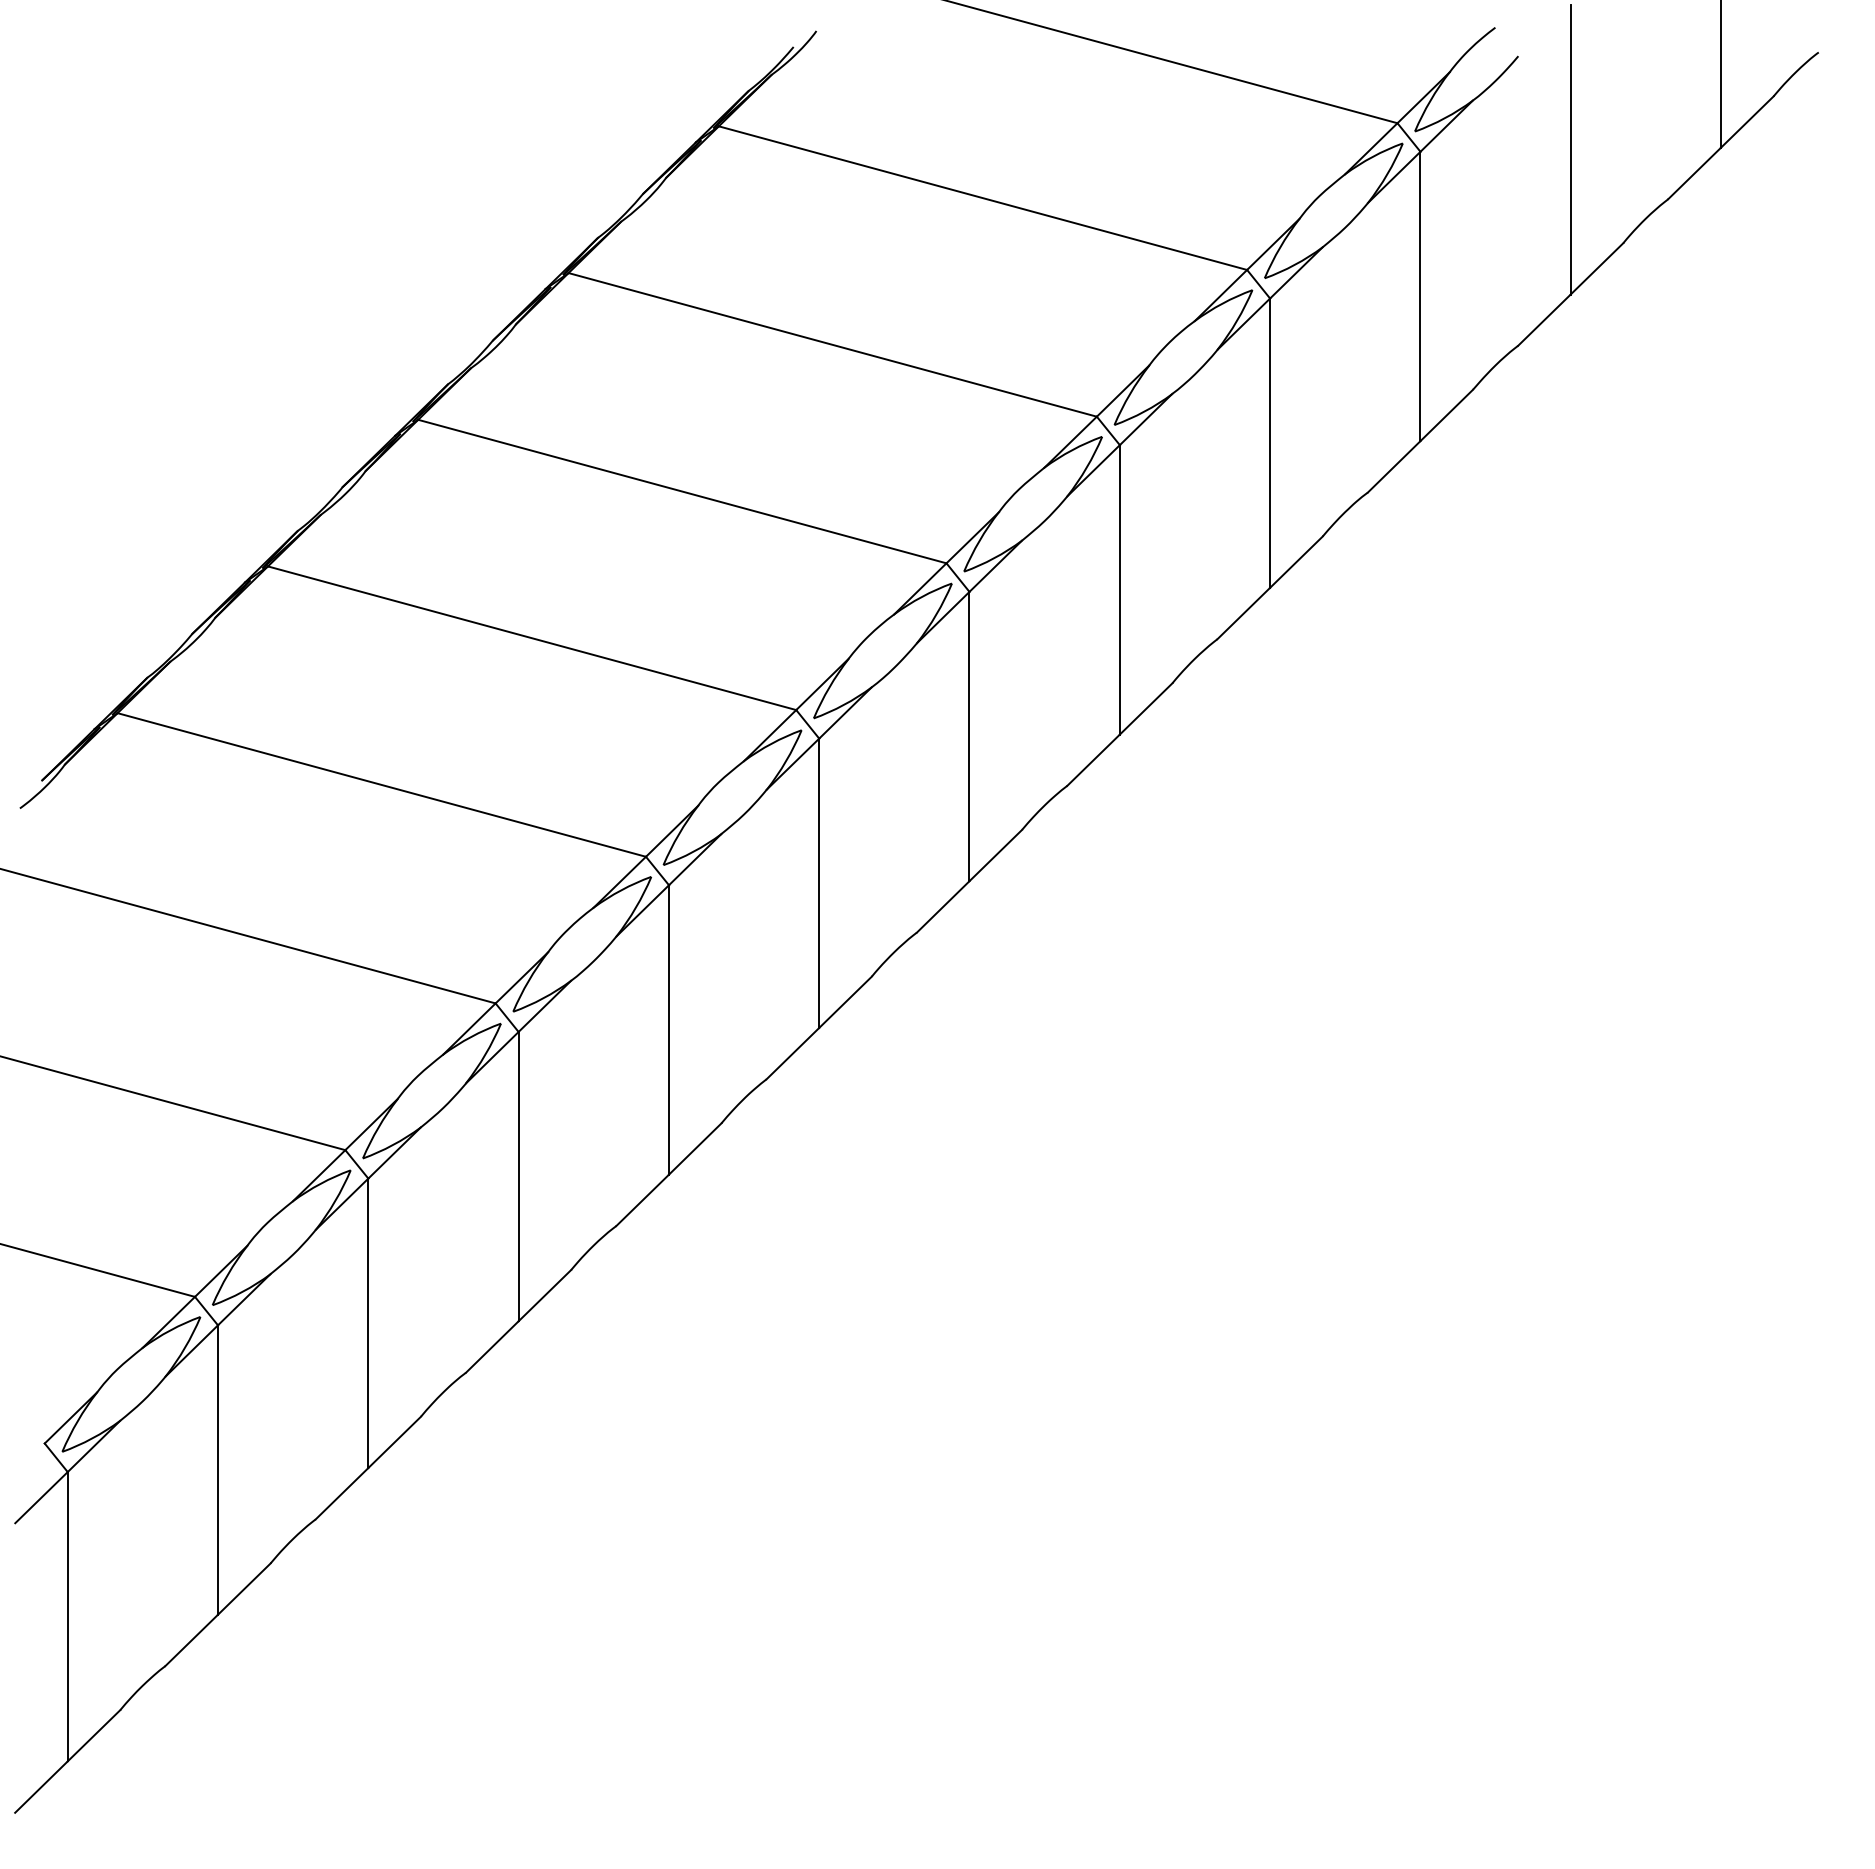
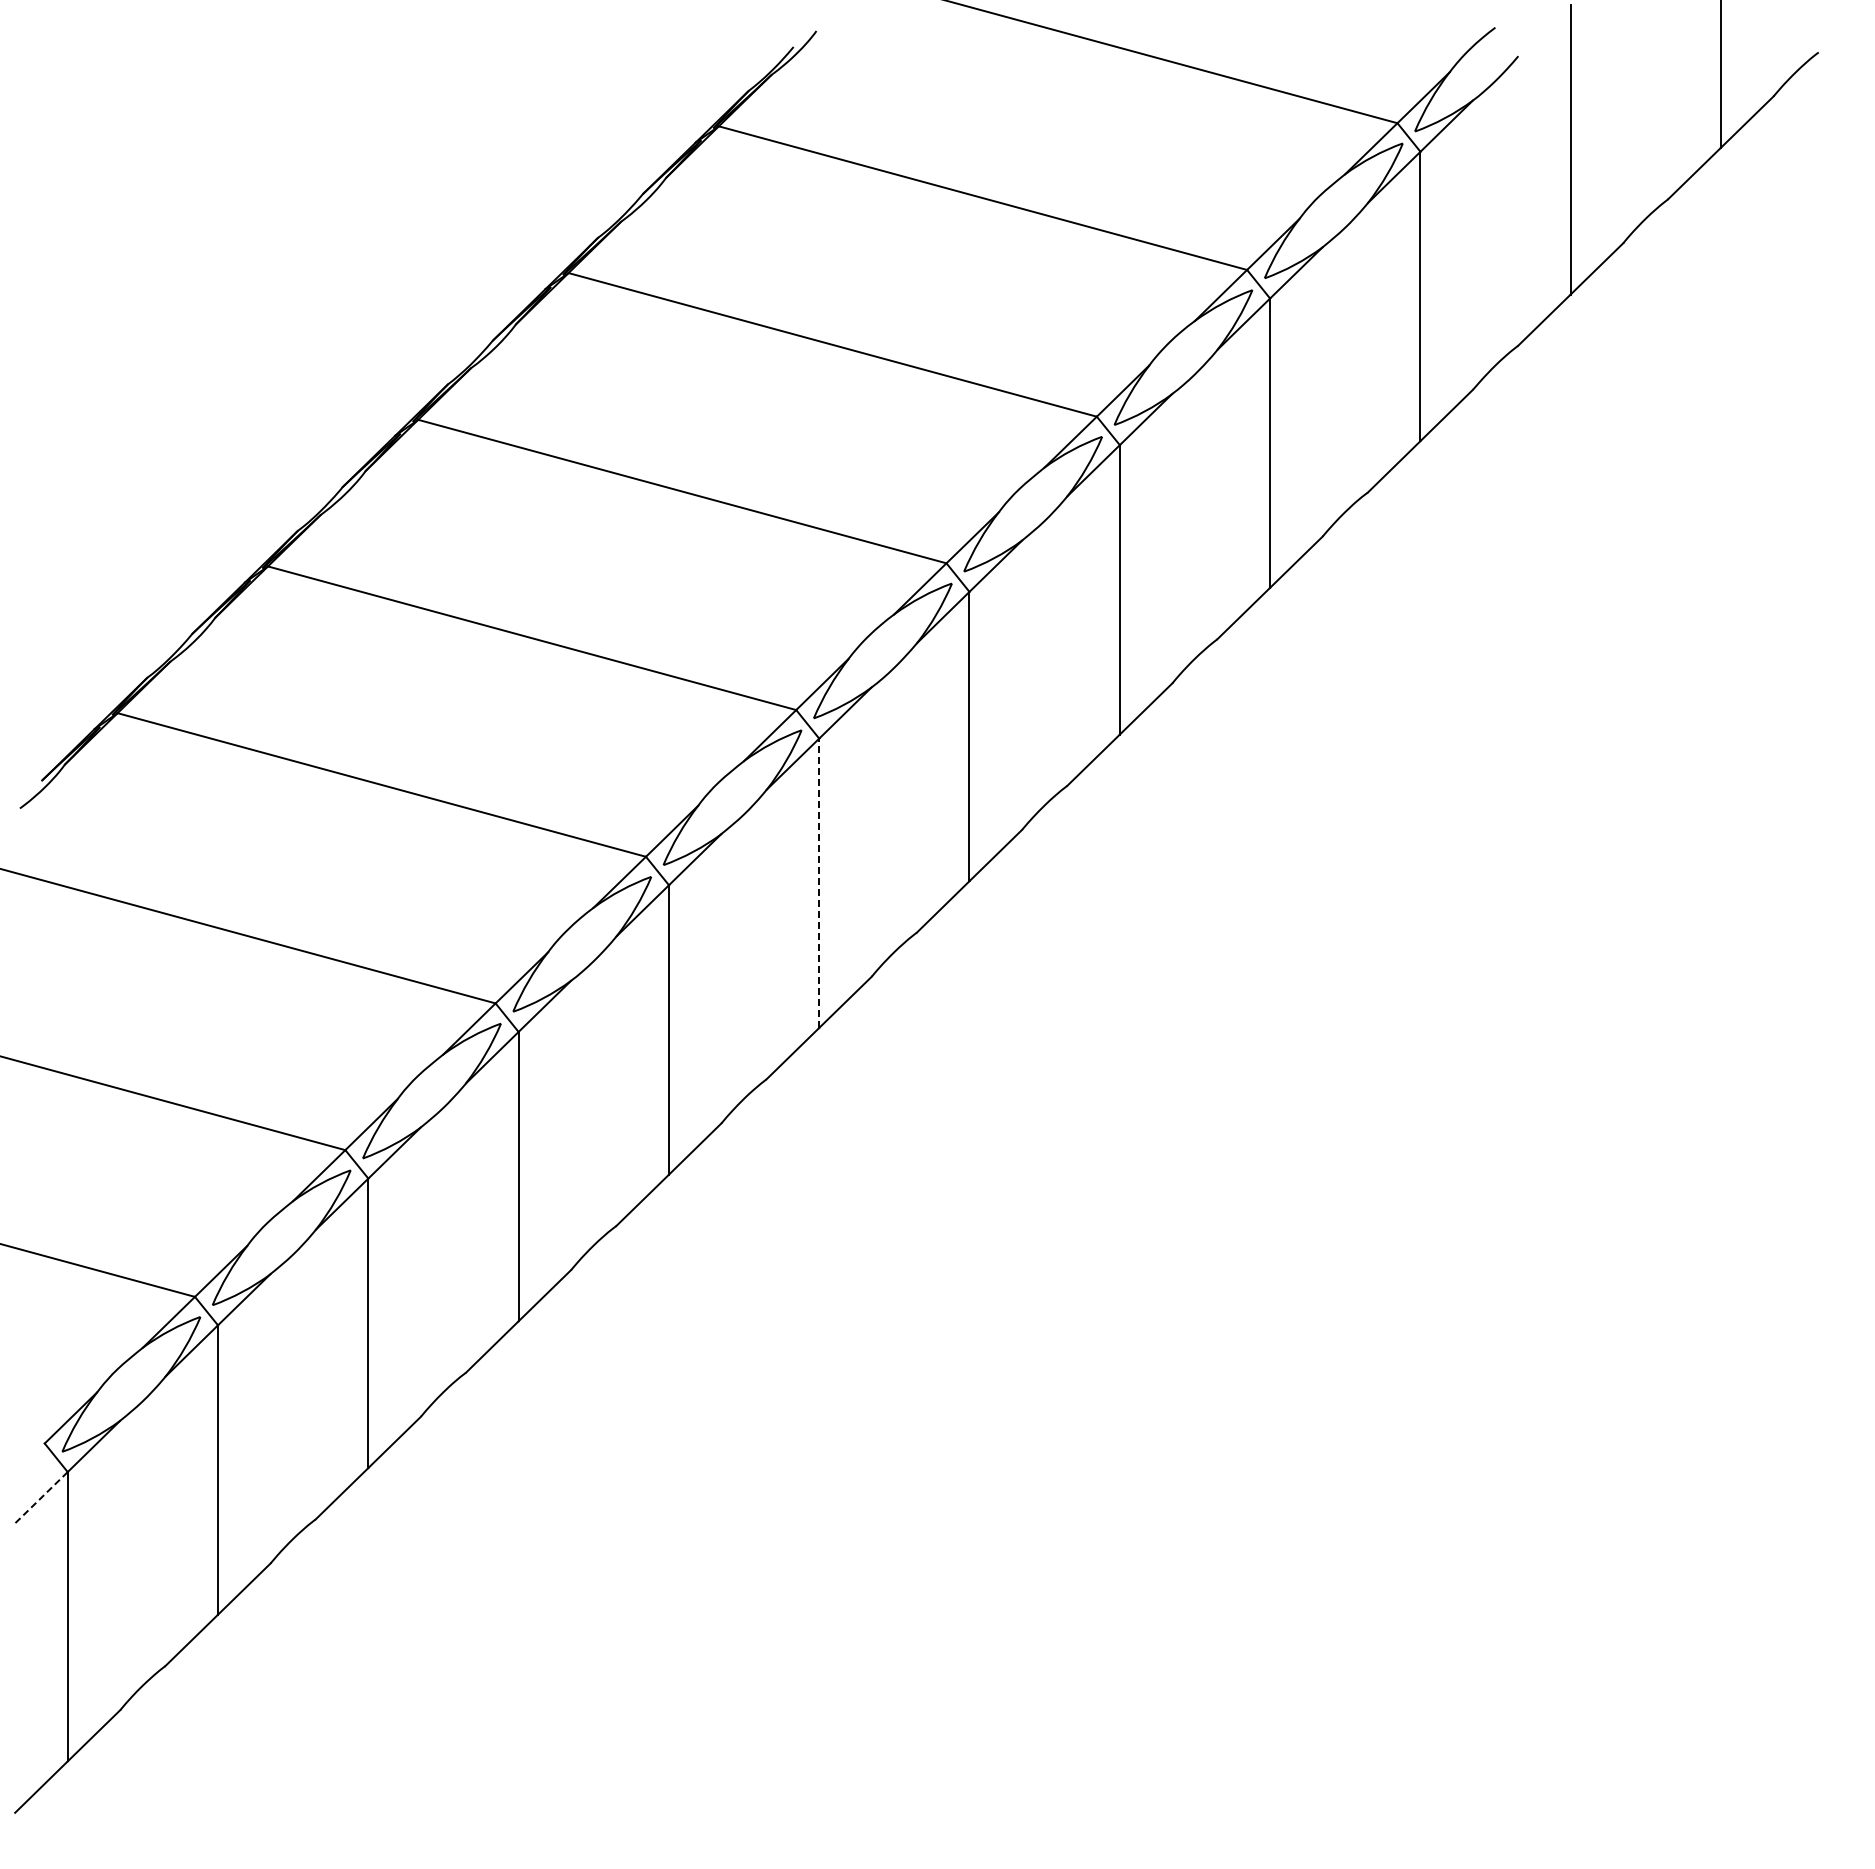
line: solid -> dashed (819, 883)
line: solid -> dashed (41, 1497)
